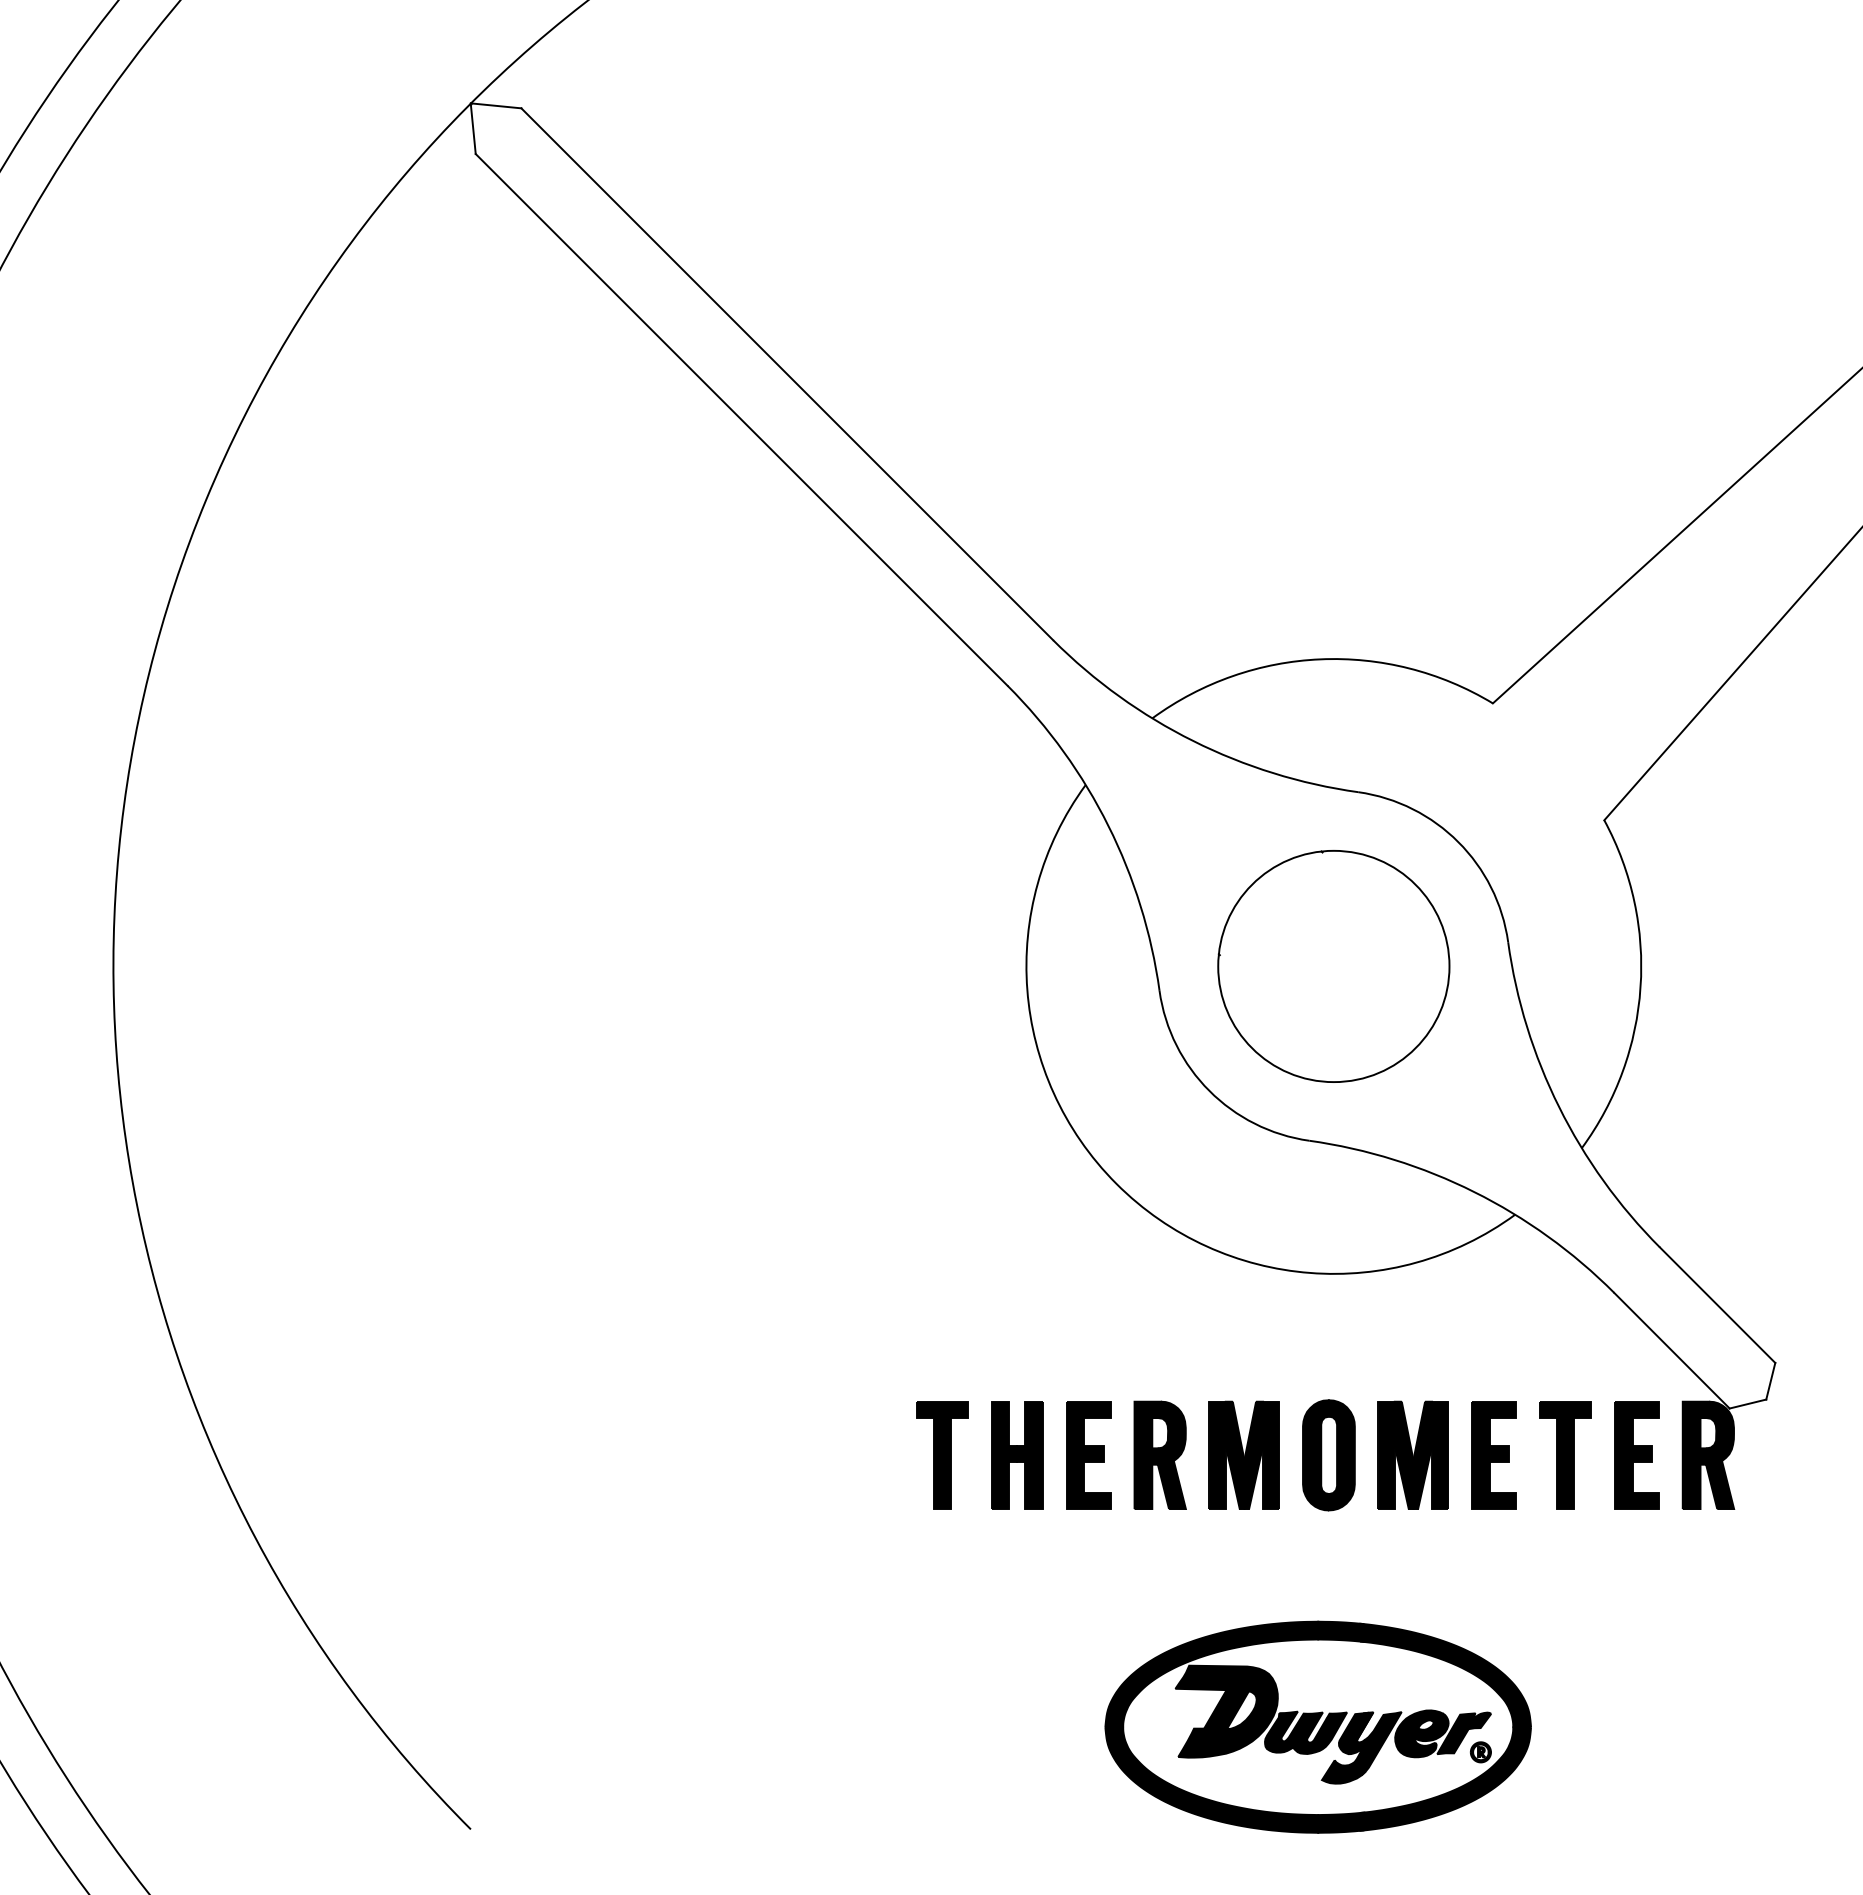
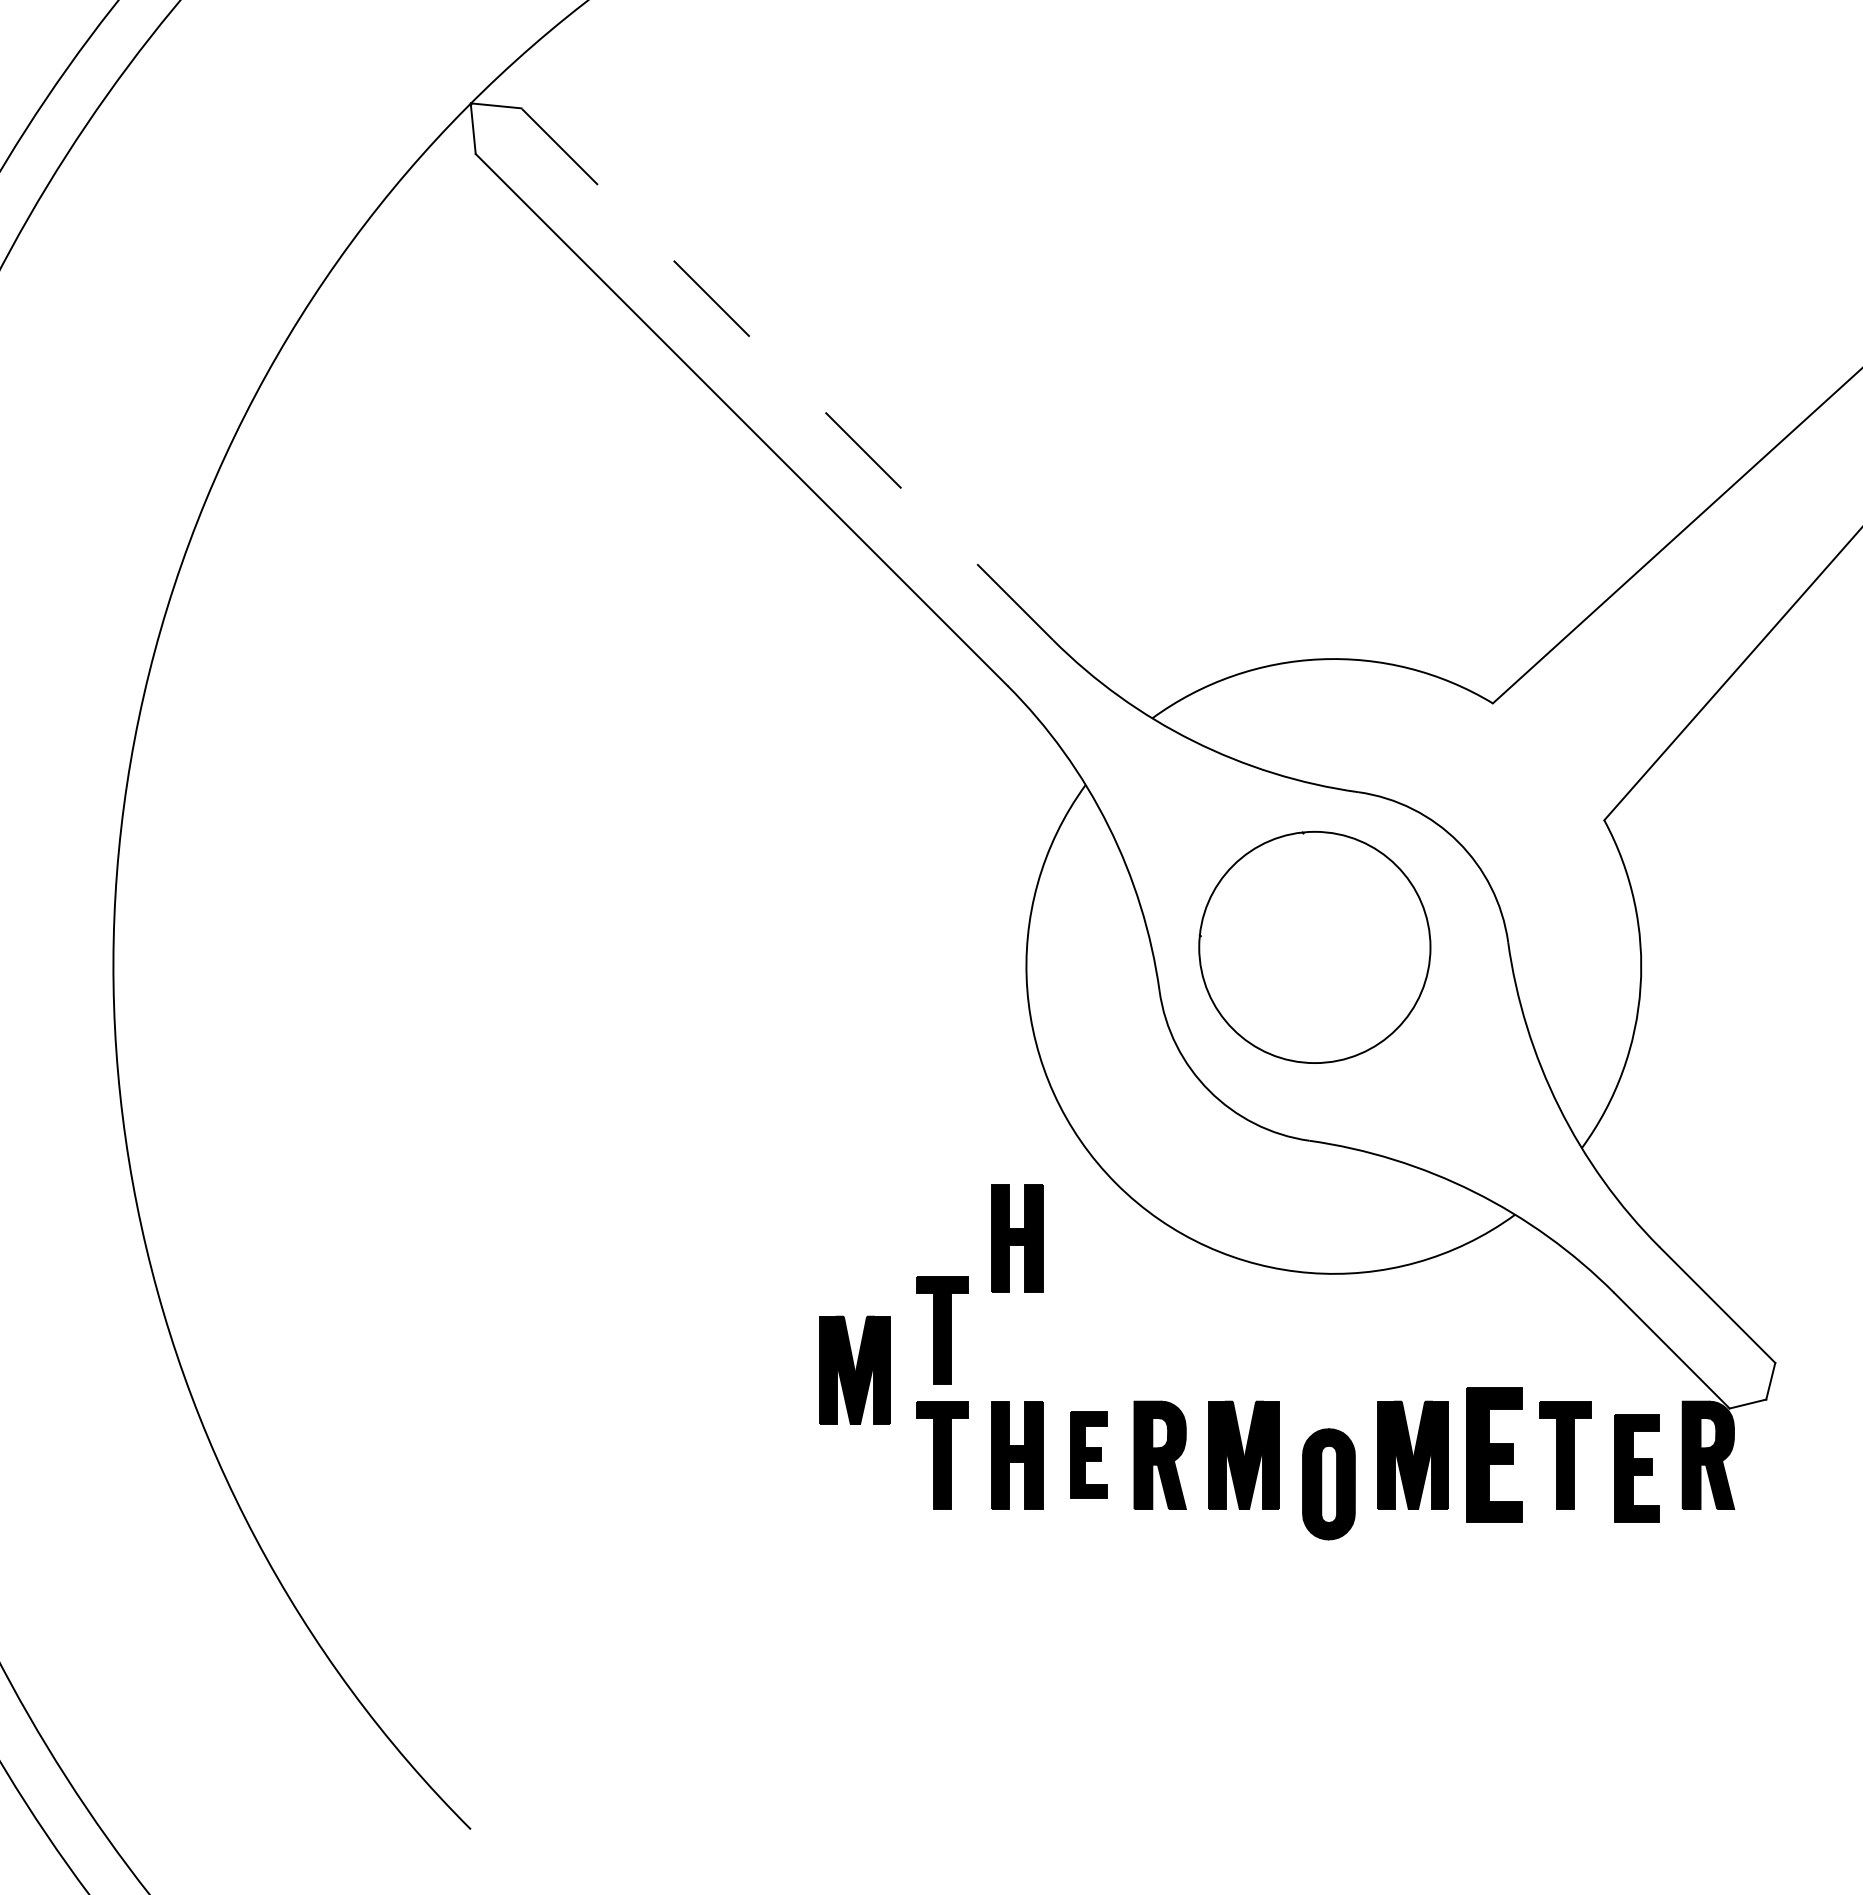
line: solid -> dashed (786, 373)
circle position: (1333, 966) -> (1314, 947) (1314, 947)
part: none -> present (1017, 1238)
part: none -> present (942, 1330)
part: none -> present (854, 1369)
part size: 46x109 px -> 38x88 px (1088, 1454)
part position: (1328, 1455) -> (1328, 1484) (1328, 1484)
part size: 46x109 px -> 57x136 px (1494, 1454)
part position: (1636, 1455) -> (1636, 1468) (1636, 1468)
part: present -> none (1317, 1726)
